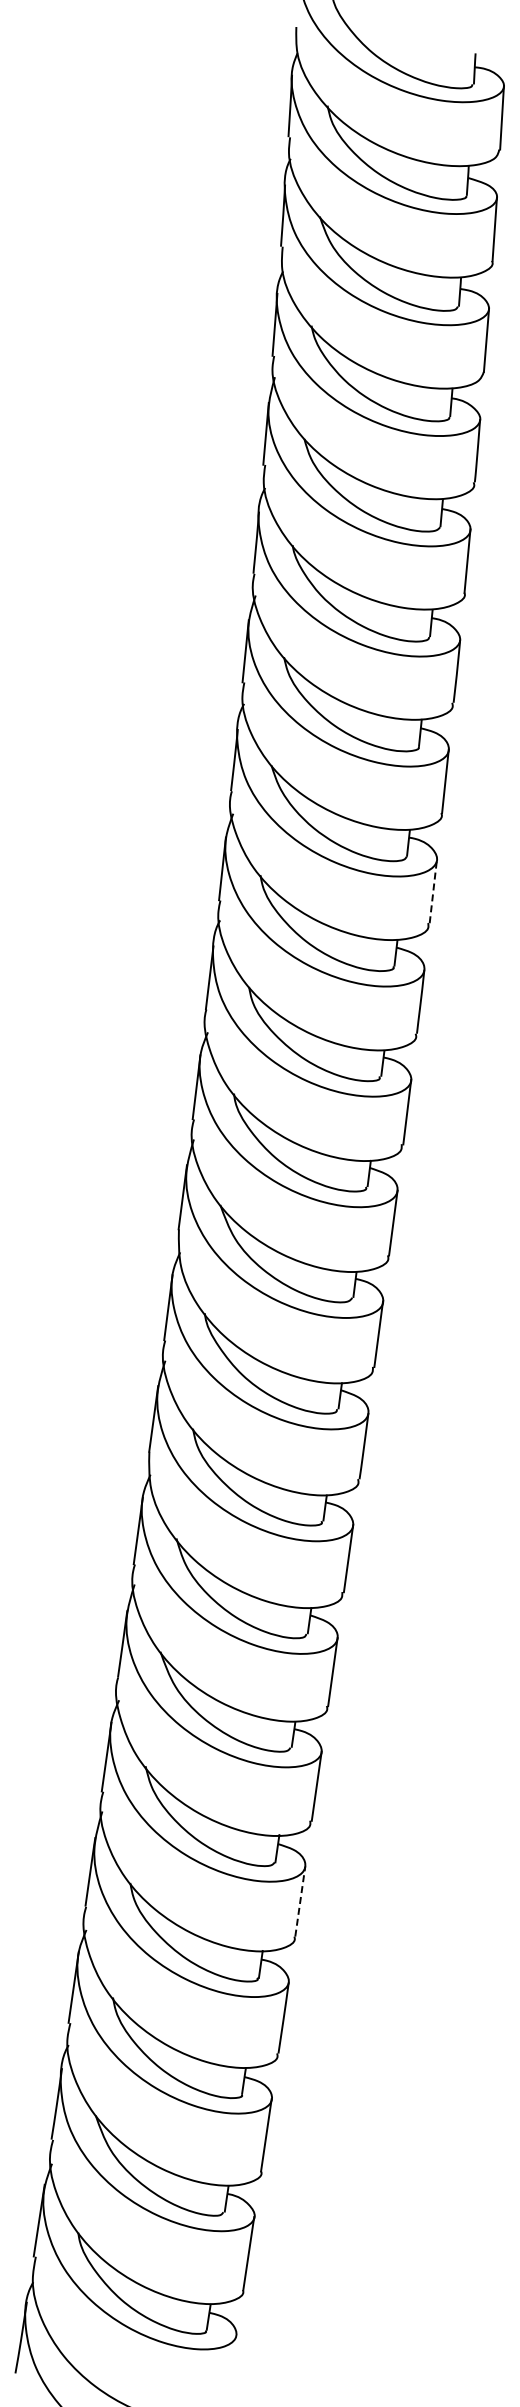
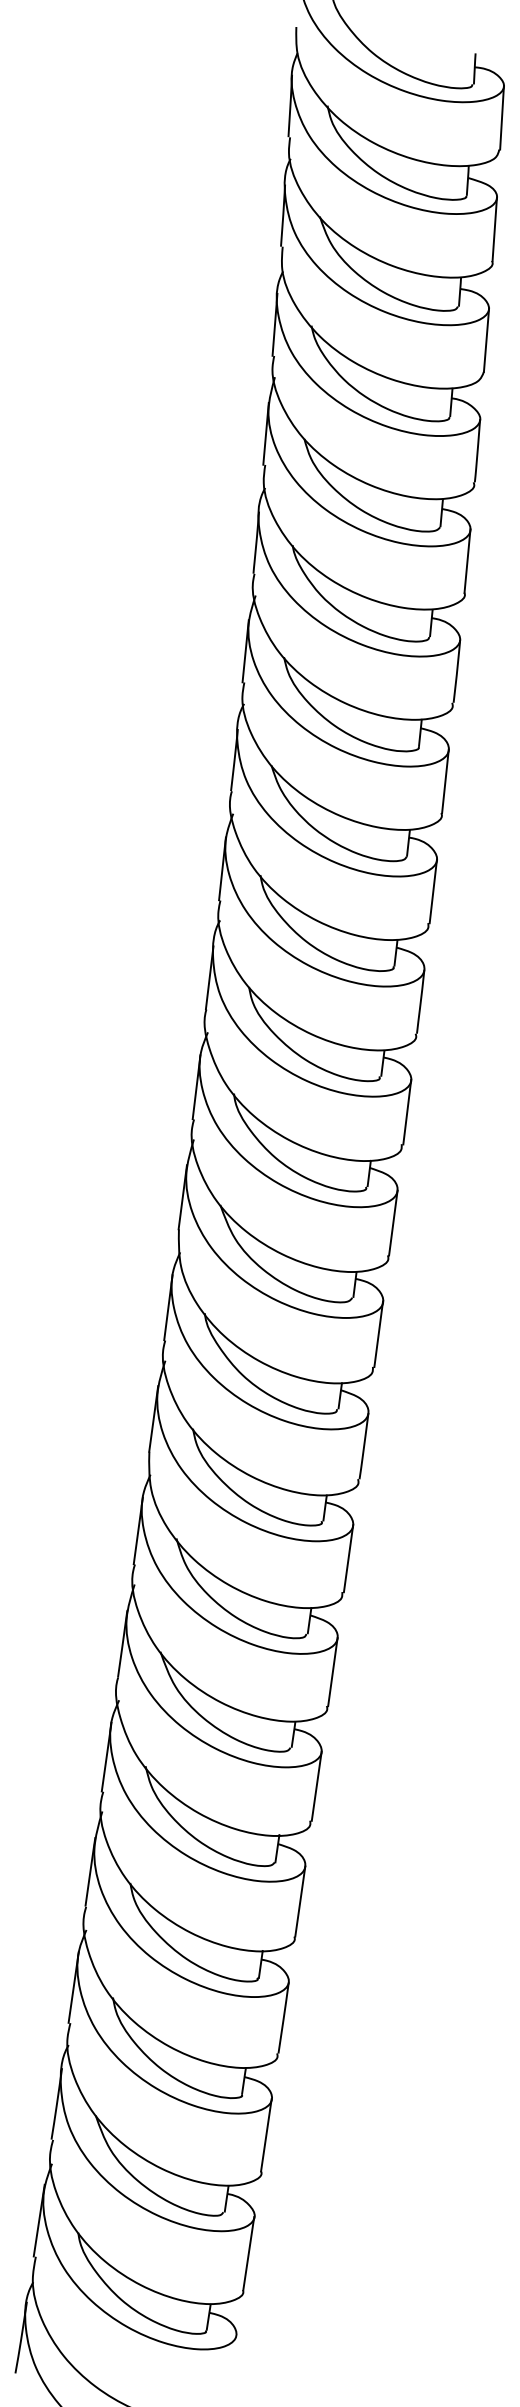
line: dashed -> solid (433, 890)
line: dashed -> solid (300, 1901)
